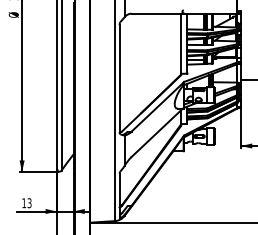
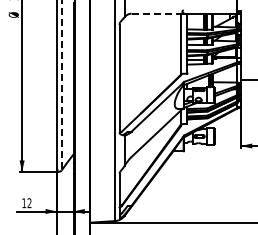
line: solid -> dashed (158, 13)
line: solid -> dashed (61, 85)
text: 13 -> 12 (29, 203)
